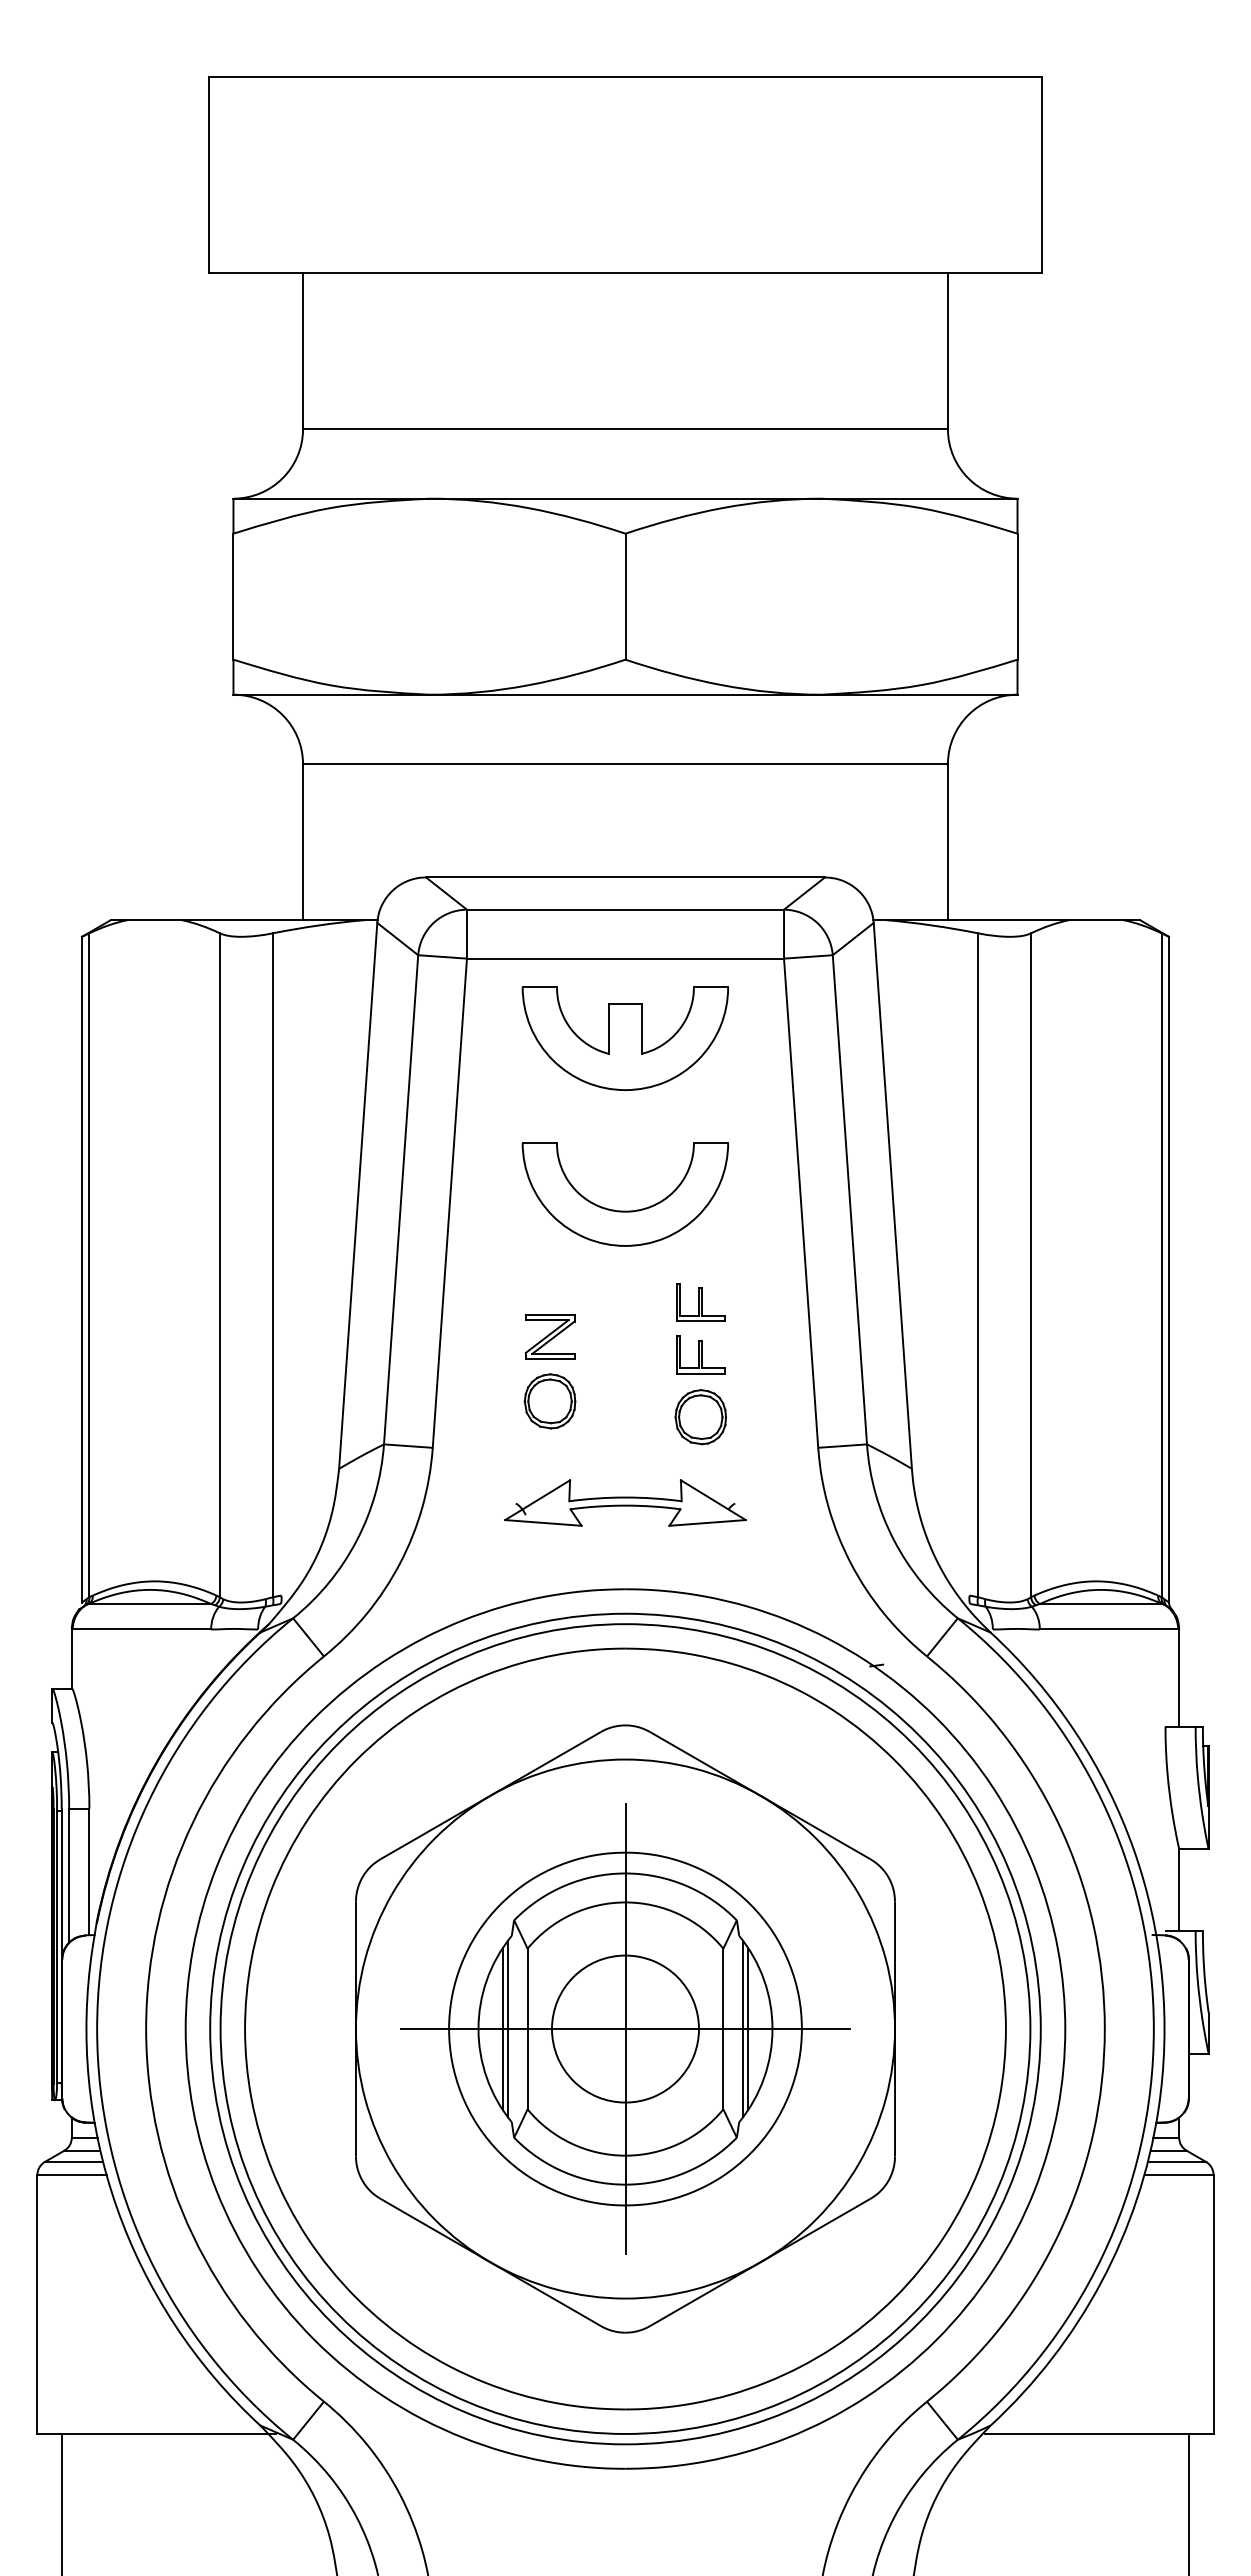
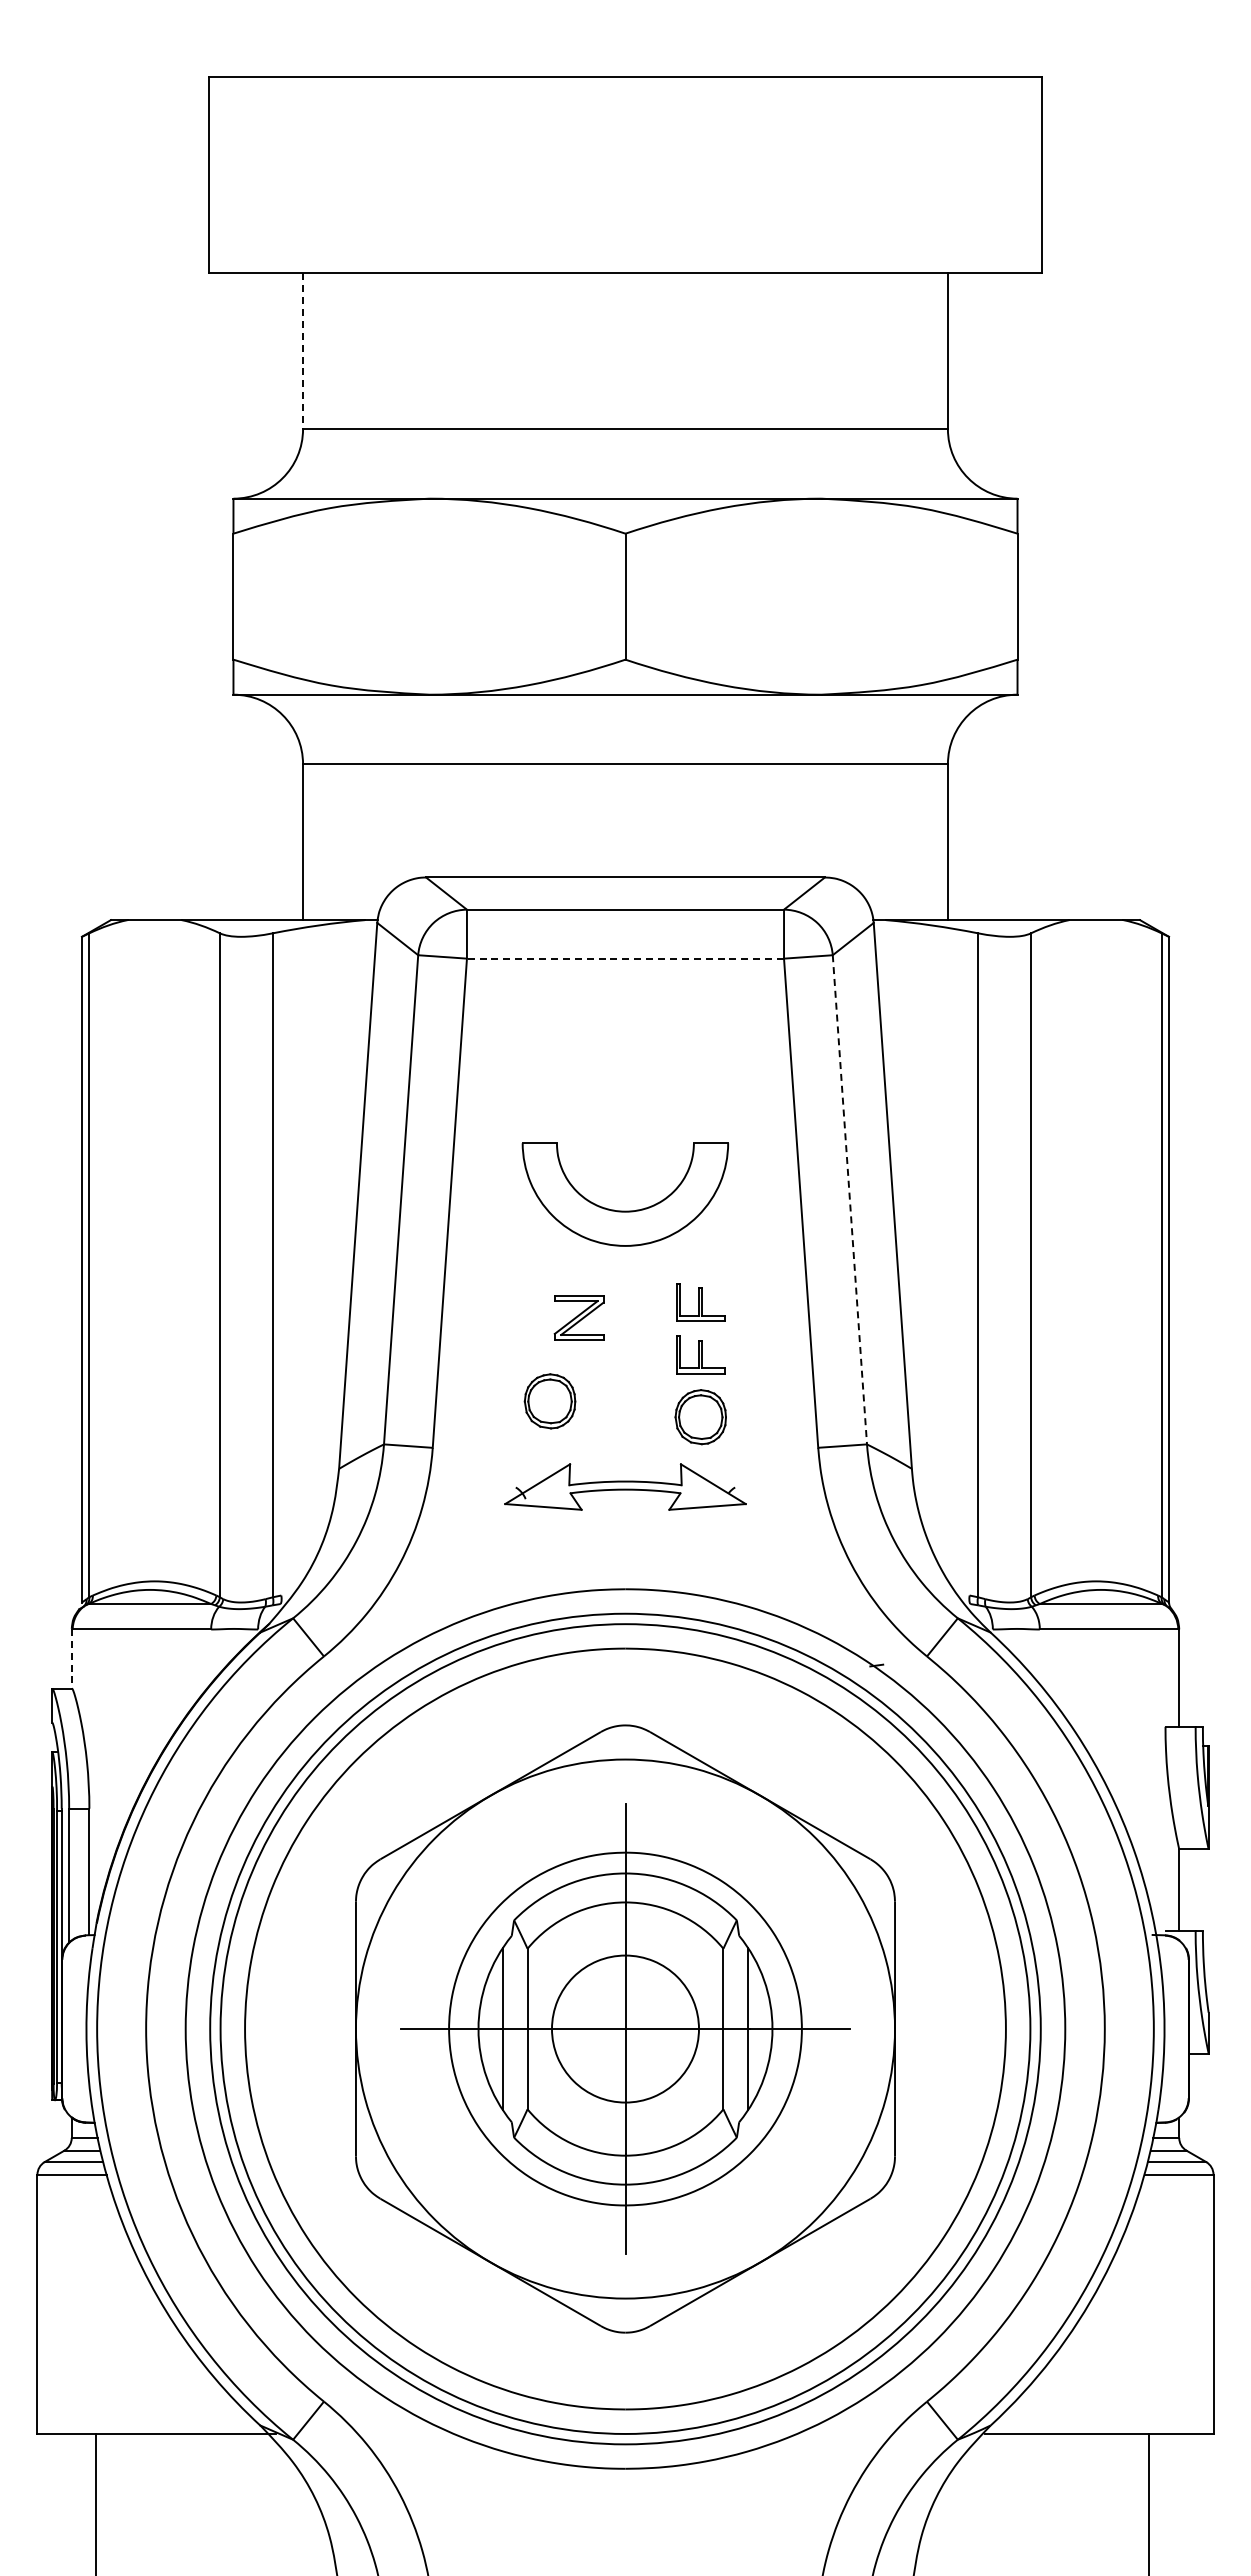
line: solid -> dashed (303, 351)
line: solid -> dashed (625, 958)
part: present -> none (624, 1038)
line: solid -> dashed (849, 1200)
part position: (549, 1336) -> (578, 1317) (578, 1317)
part position: (625, 1502) -> (625, 1486) (625, 1486)
line: solid -> dashed (71, 1658)
line: present -> none (507, 2028)
line: present -> none (743, 2028)
line position: (61, 2503) -> (95, 2503) (95, 2503)
line position: (1189, 2503) -> (1149, 2503) (1149, 2503)
